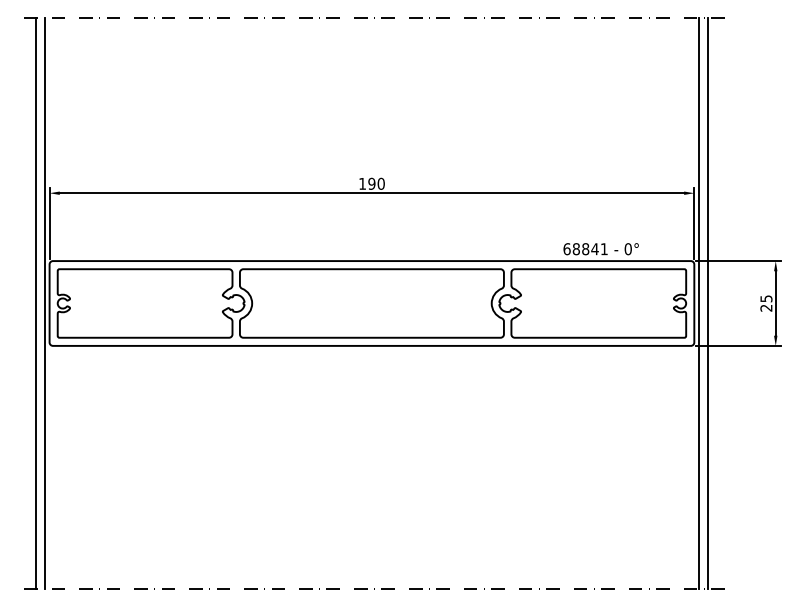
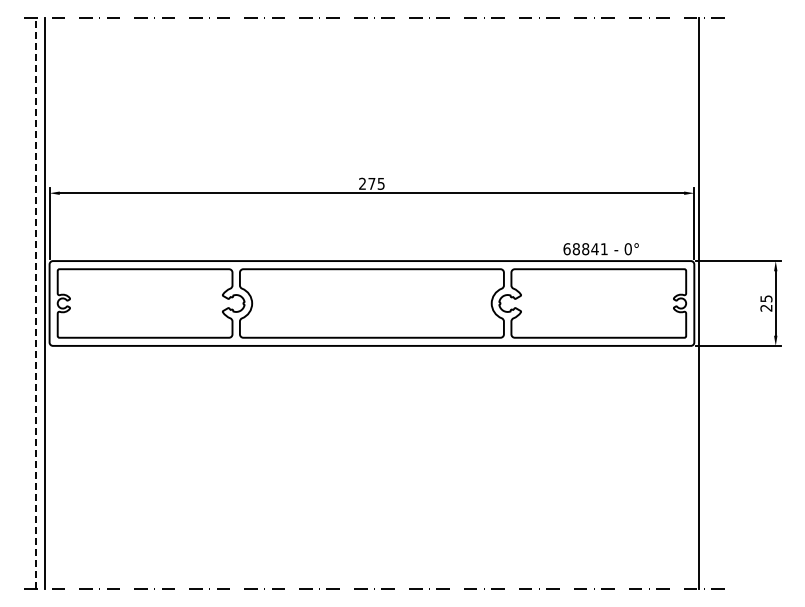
text: 190 -> 275 (371, 183)
line: solid -> dashed (36, 303)
line: present -> none (707, 303)
